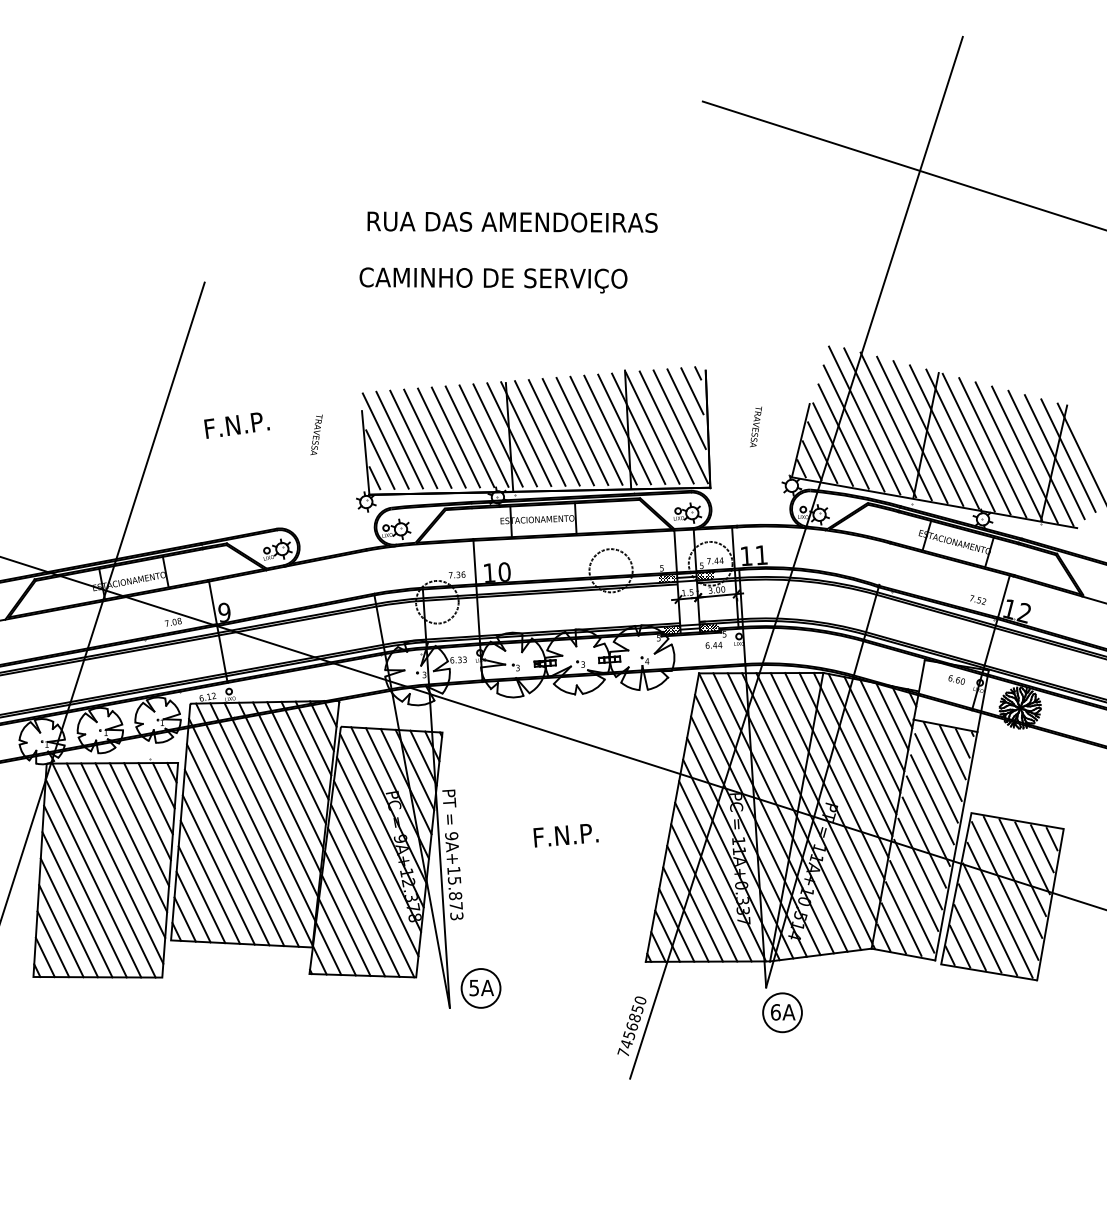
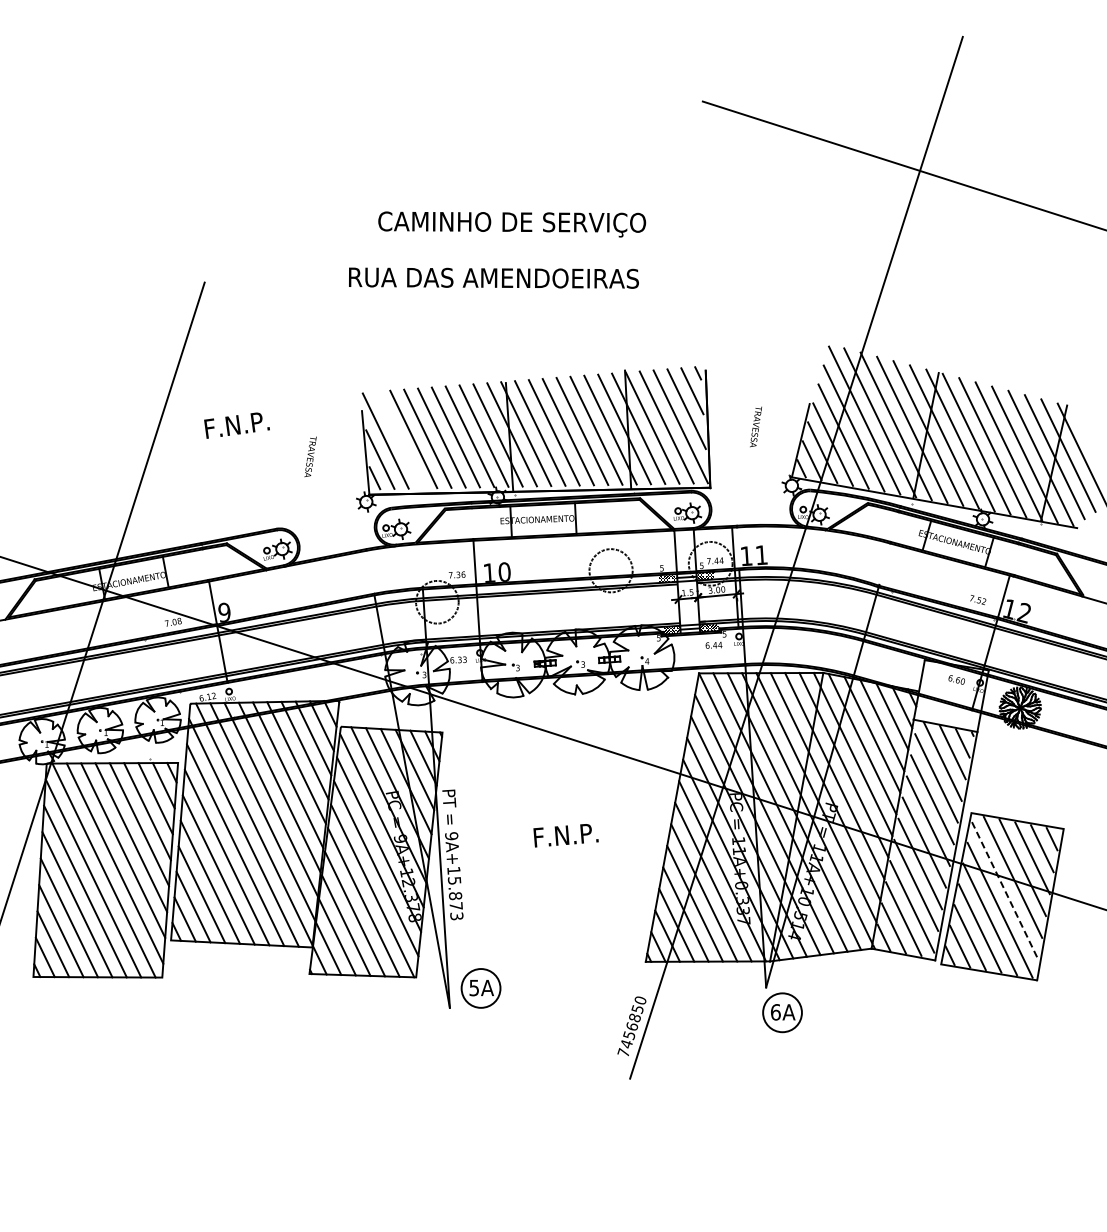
text: RUA DAS AMENDOEIRAS -> CAMINHO DE SERVIÇO (512, 224)
text: CAMINHO DE SERVIÇO -> RUA DAS AMENDOEIRAS (493, 280)
text position: (316, 434) -> (310, 456) (310, 456)
line: present -> none (399, 439)
line: solid -> dashed (1005, 891)
